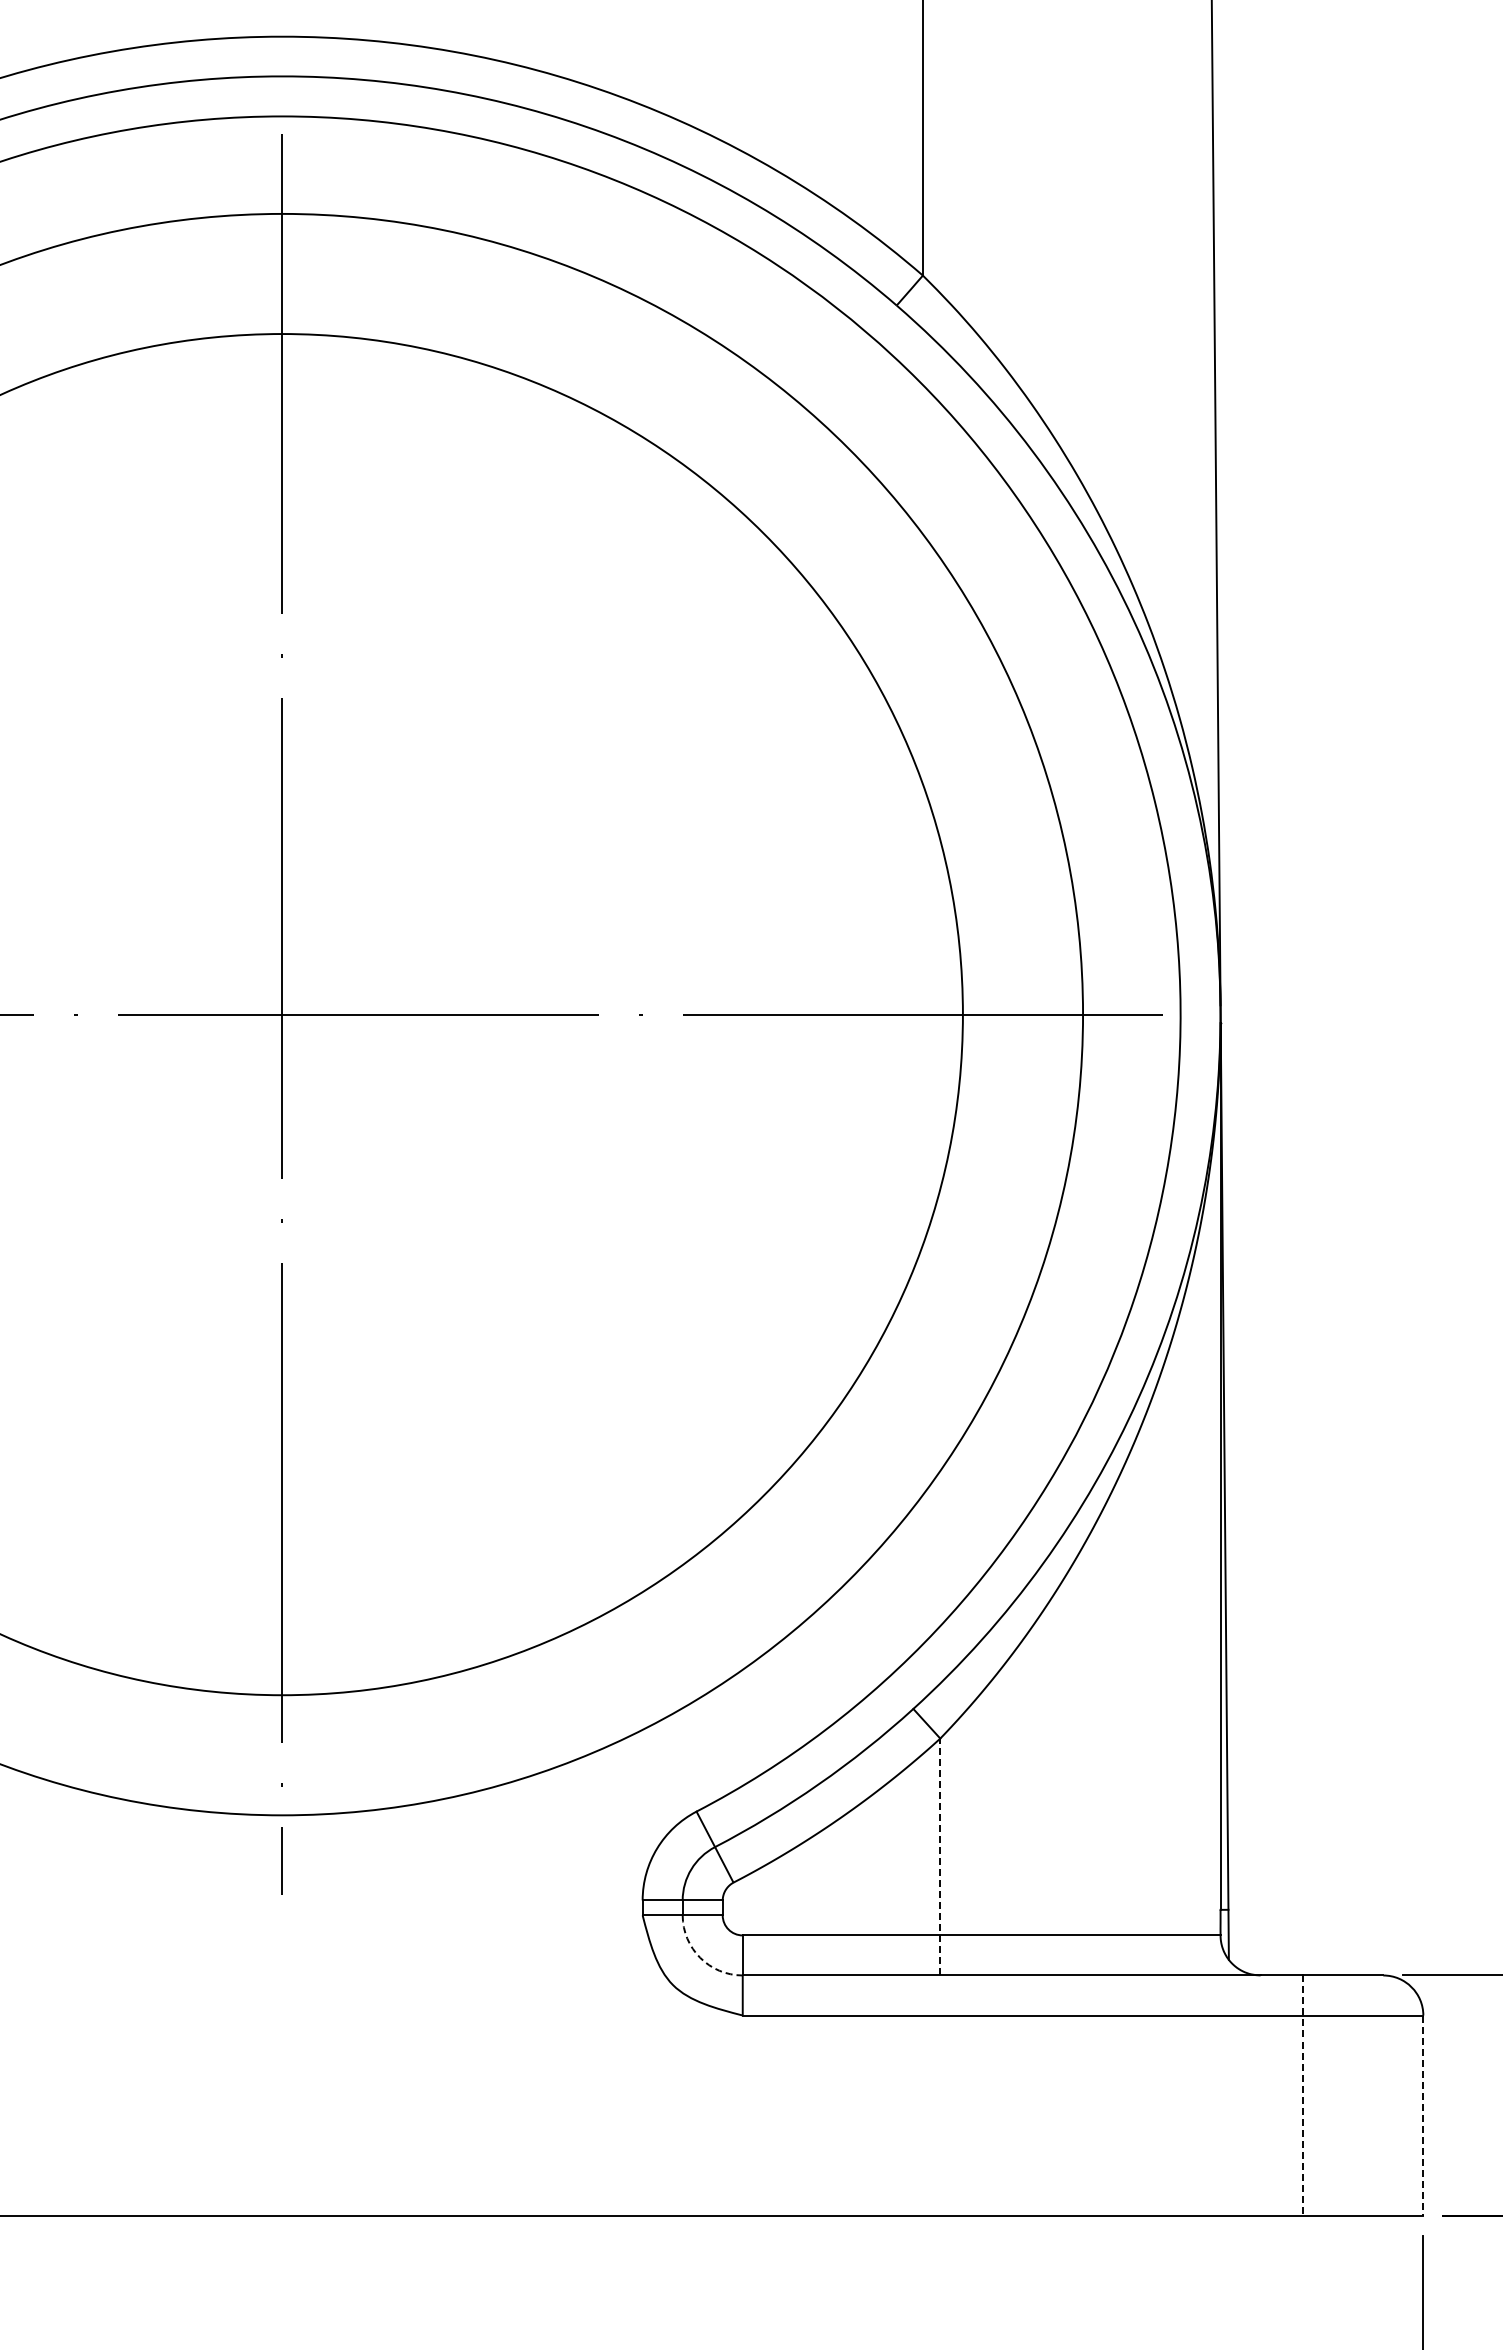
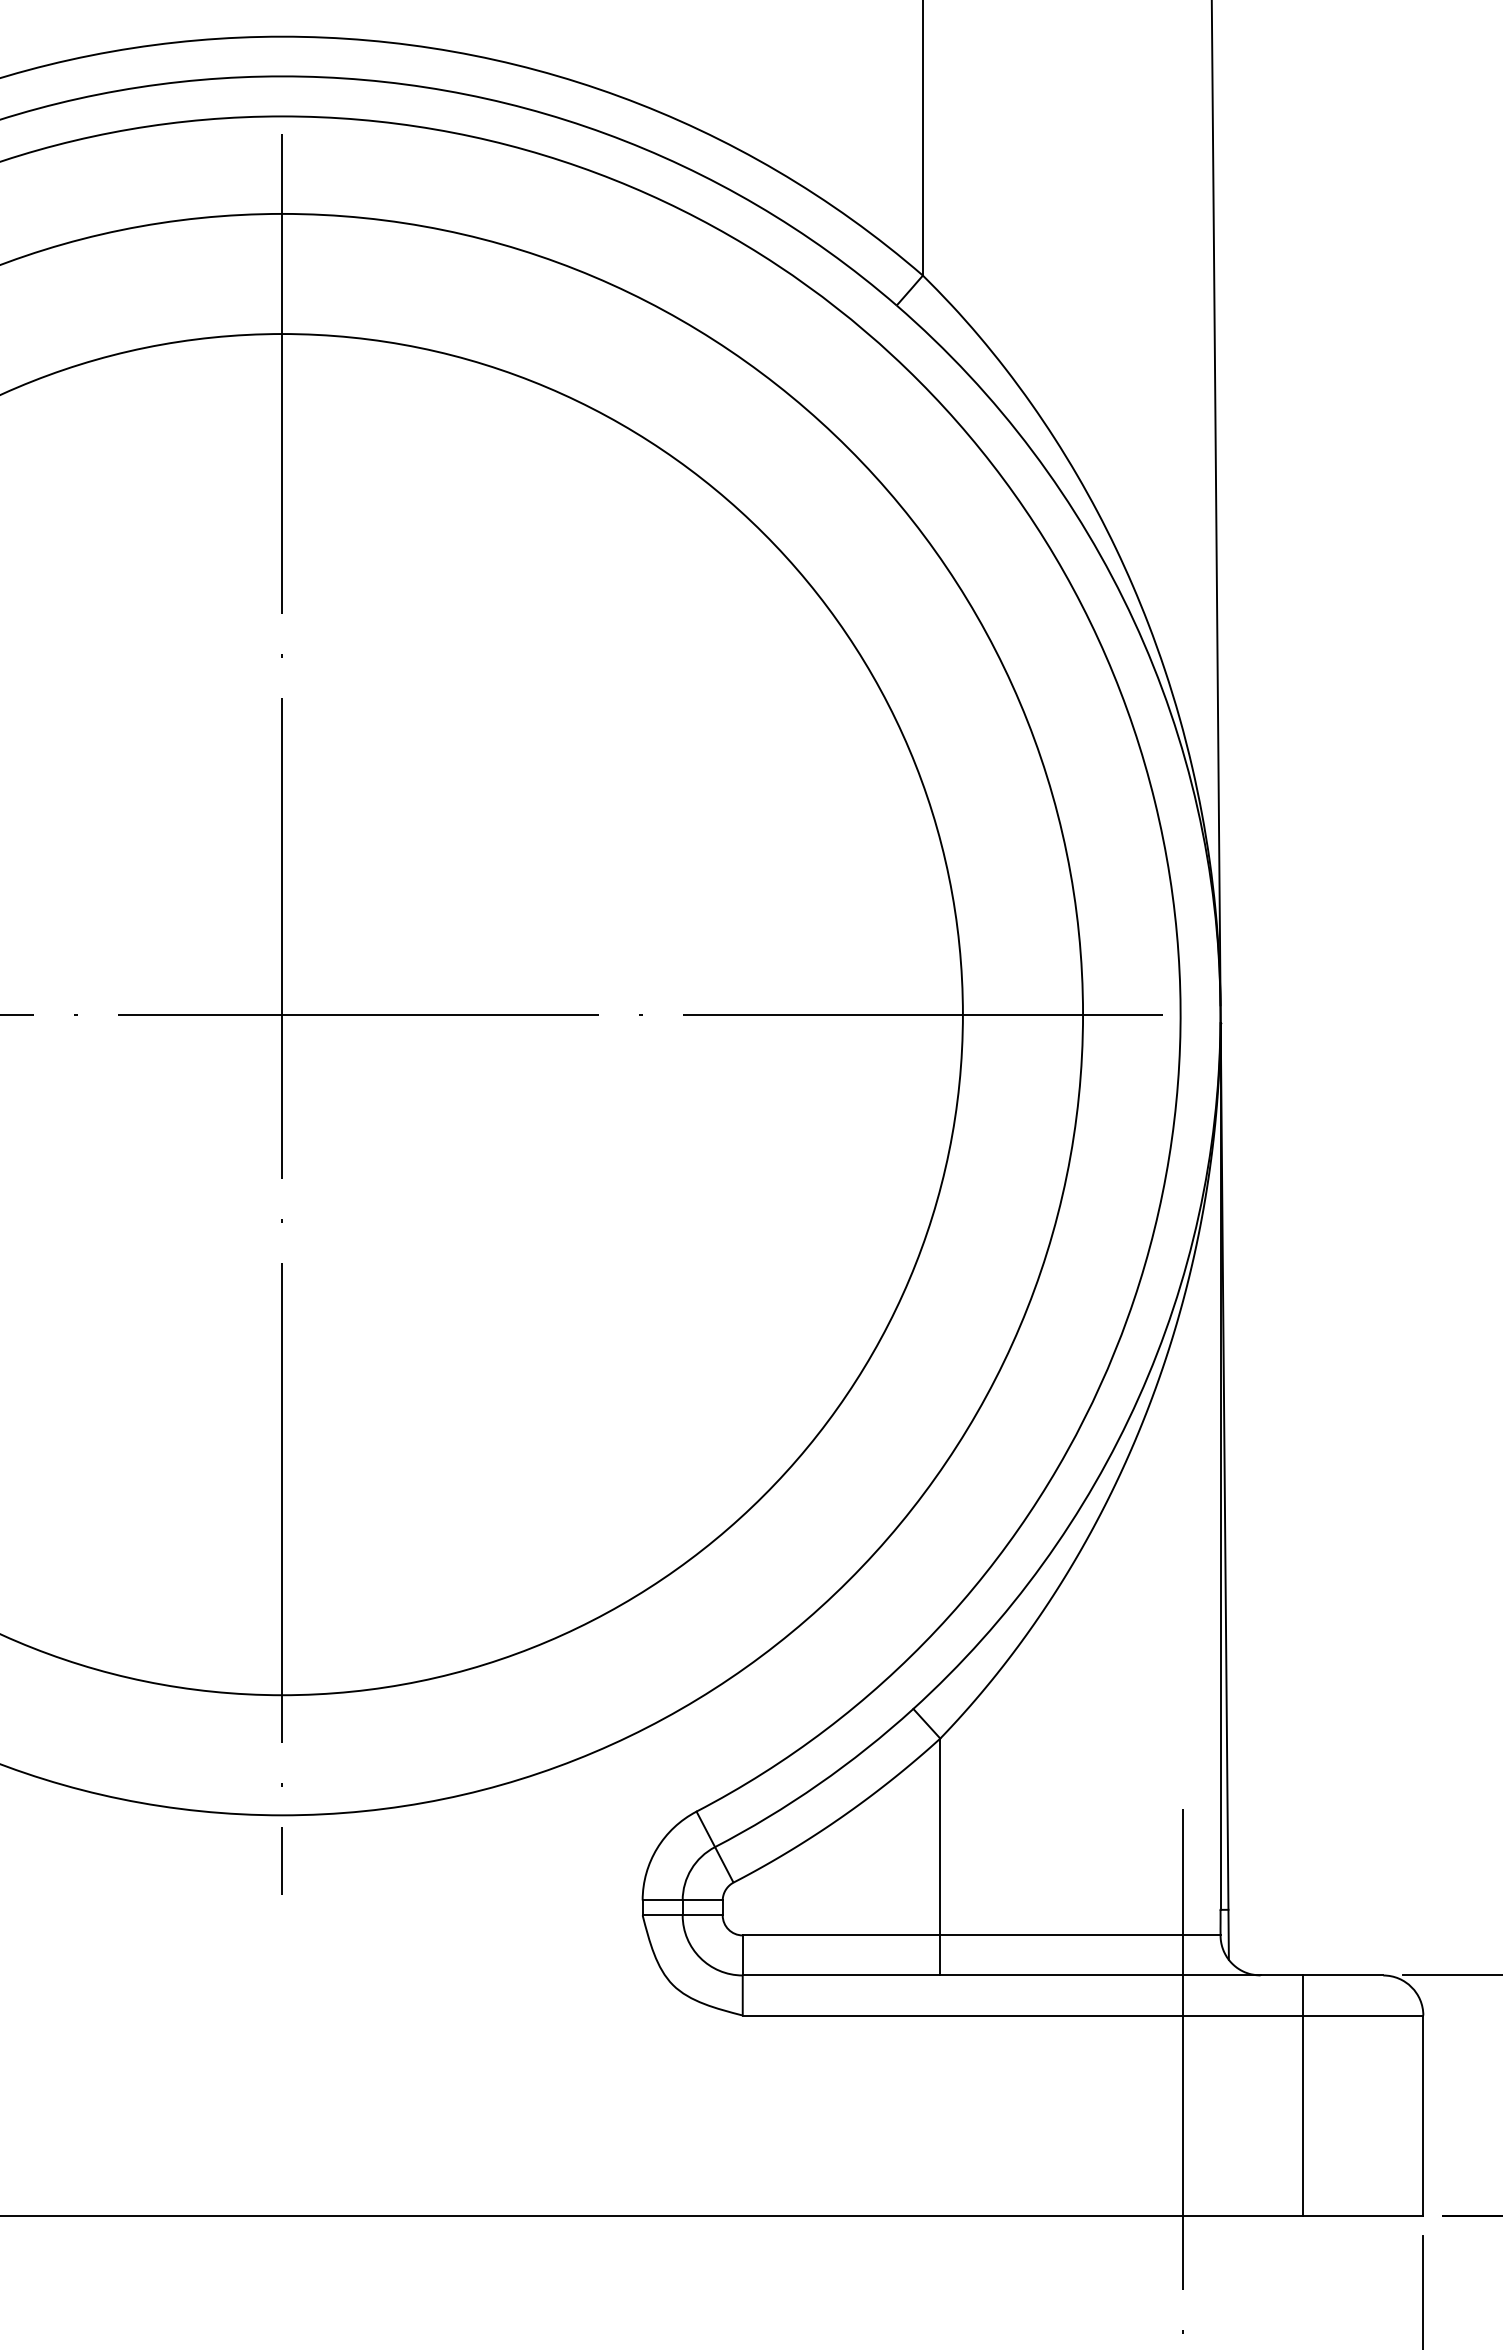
line: dashed -> solid (940, 1856)
arc: dashed -> solid (700, 1957)
line: none -> present (1183, 2077)
line: dashed -> solid (1303, 2096)
line: dashed -> solid (1423, 2116)
